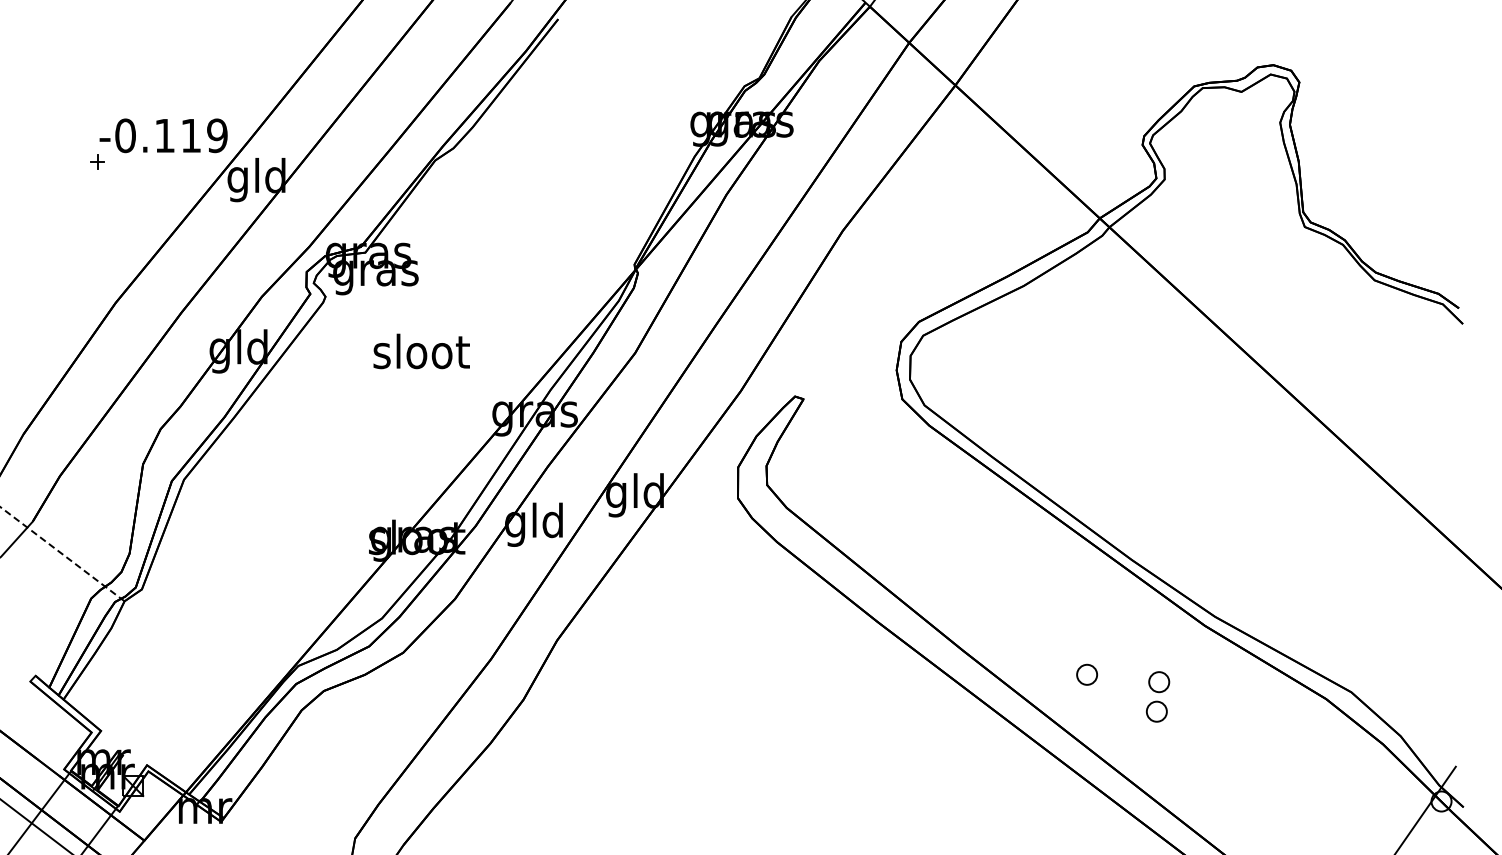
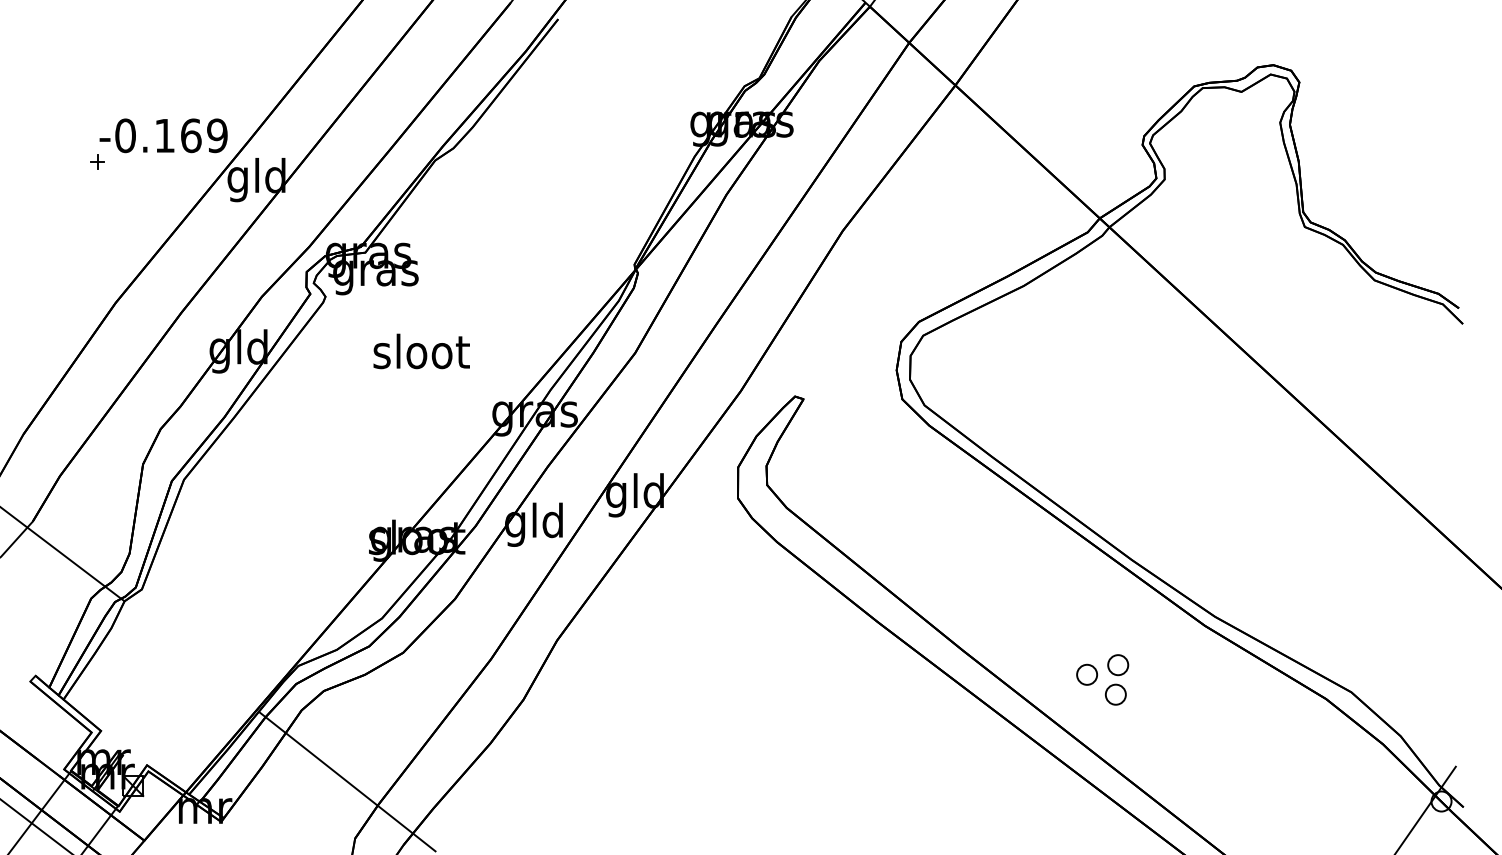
text: -0.119 -> -0.169 (191, 135)
line: dashed -> solid (62, 554)
part position: (1158, 696) -> (1117, 679) (1117, 679)
line: none -> present (346, 781)
